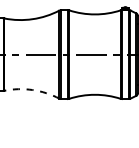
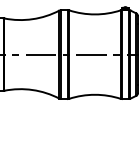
arc: dashed -> solid (32, 90)
